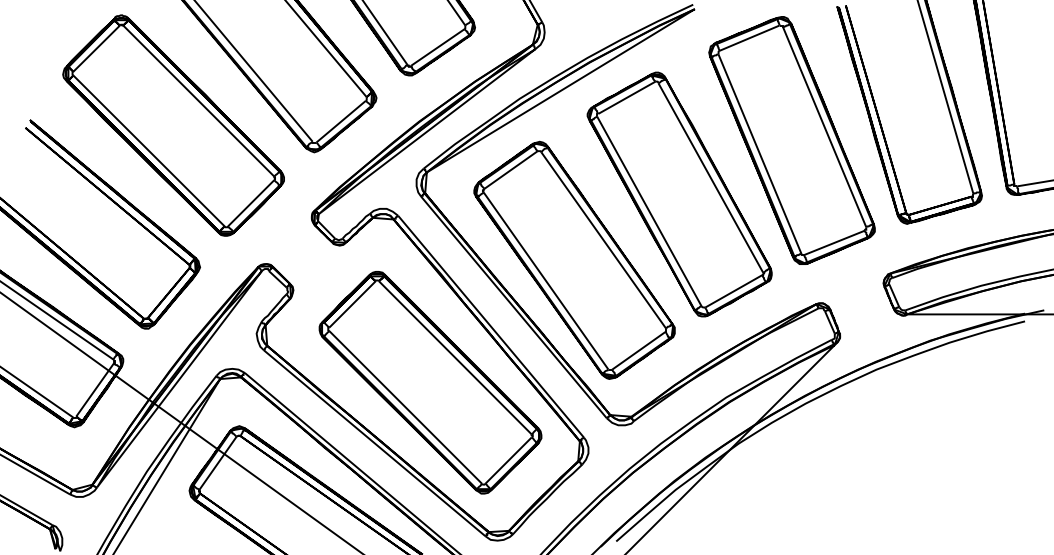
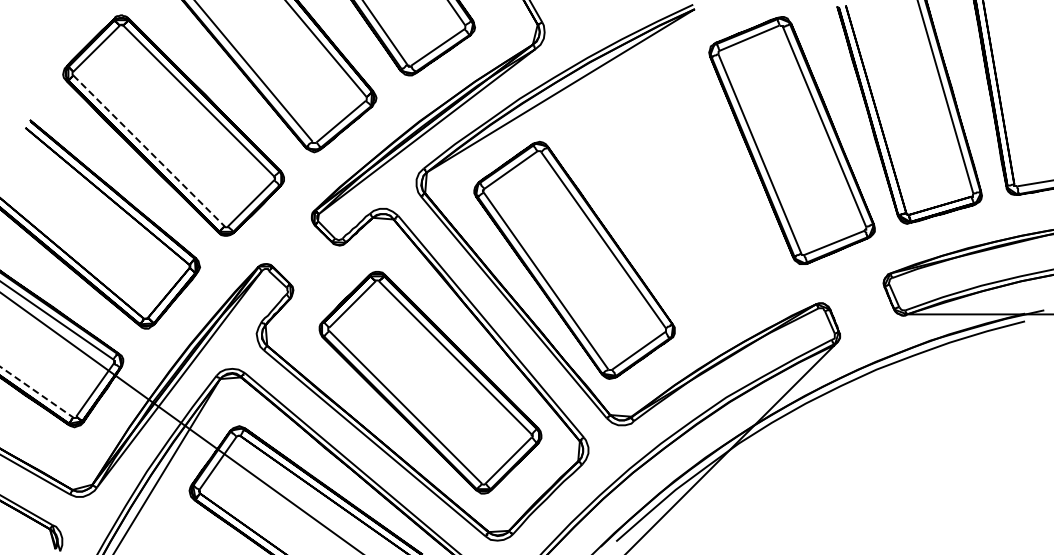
line: solid -> dashed (149, 150)
part: present -> none (679, 194)
line: solid -> dashed (37, 392)
